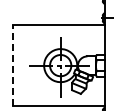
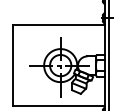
line: none -> present (108, 54)
line: dashed -> solid (13, 65)
